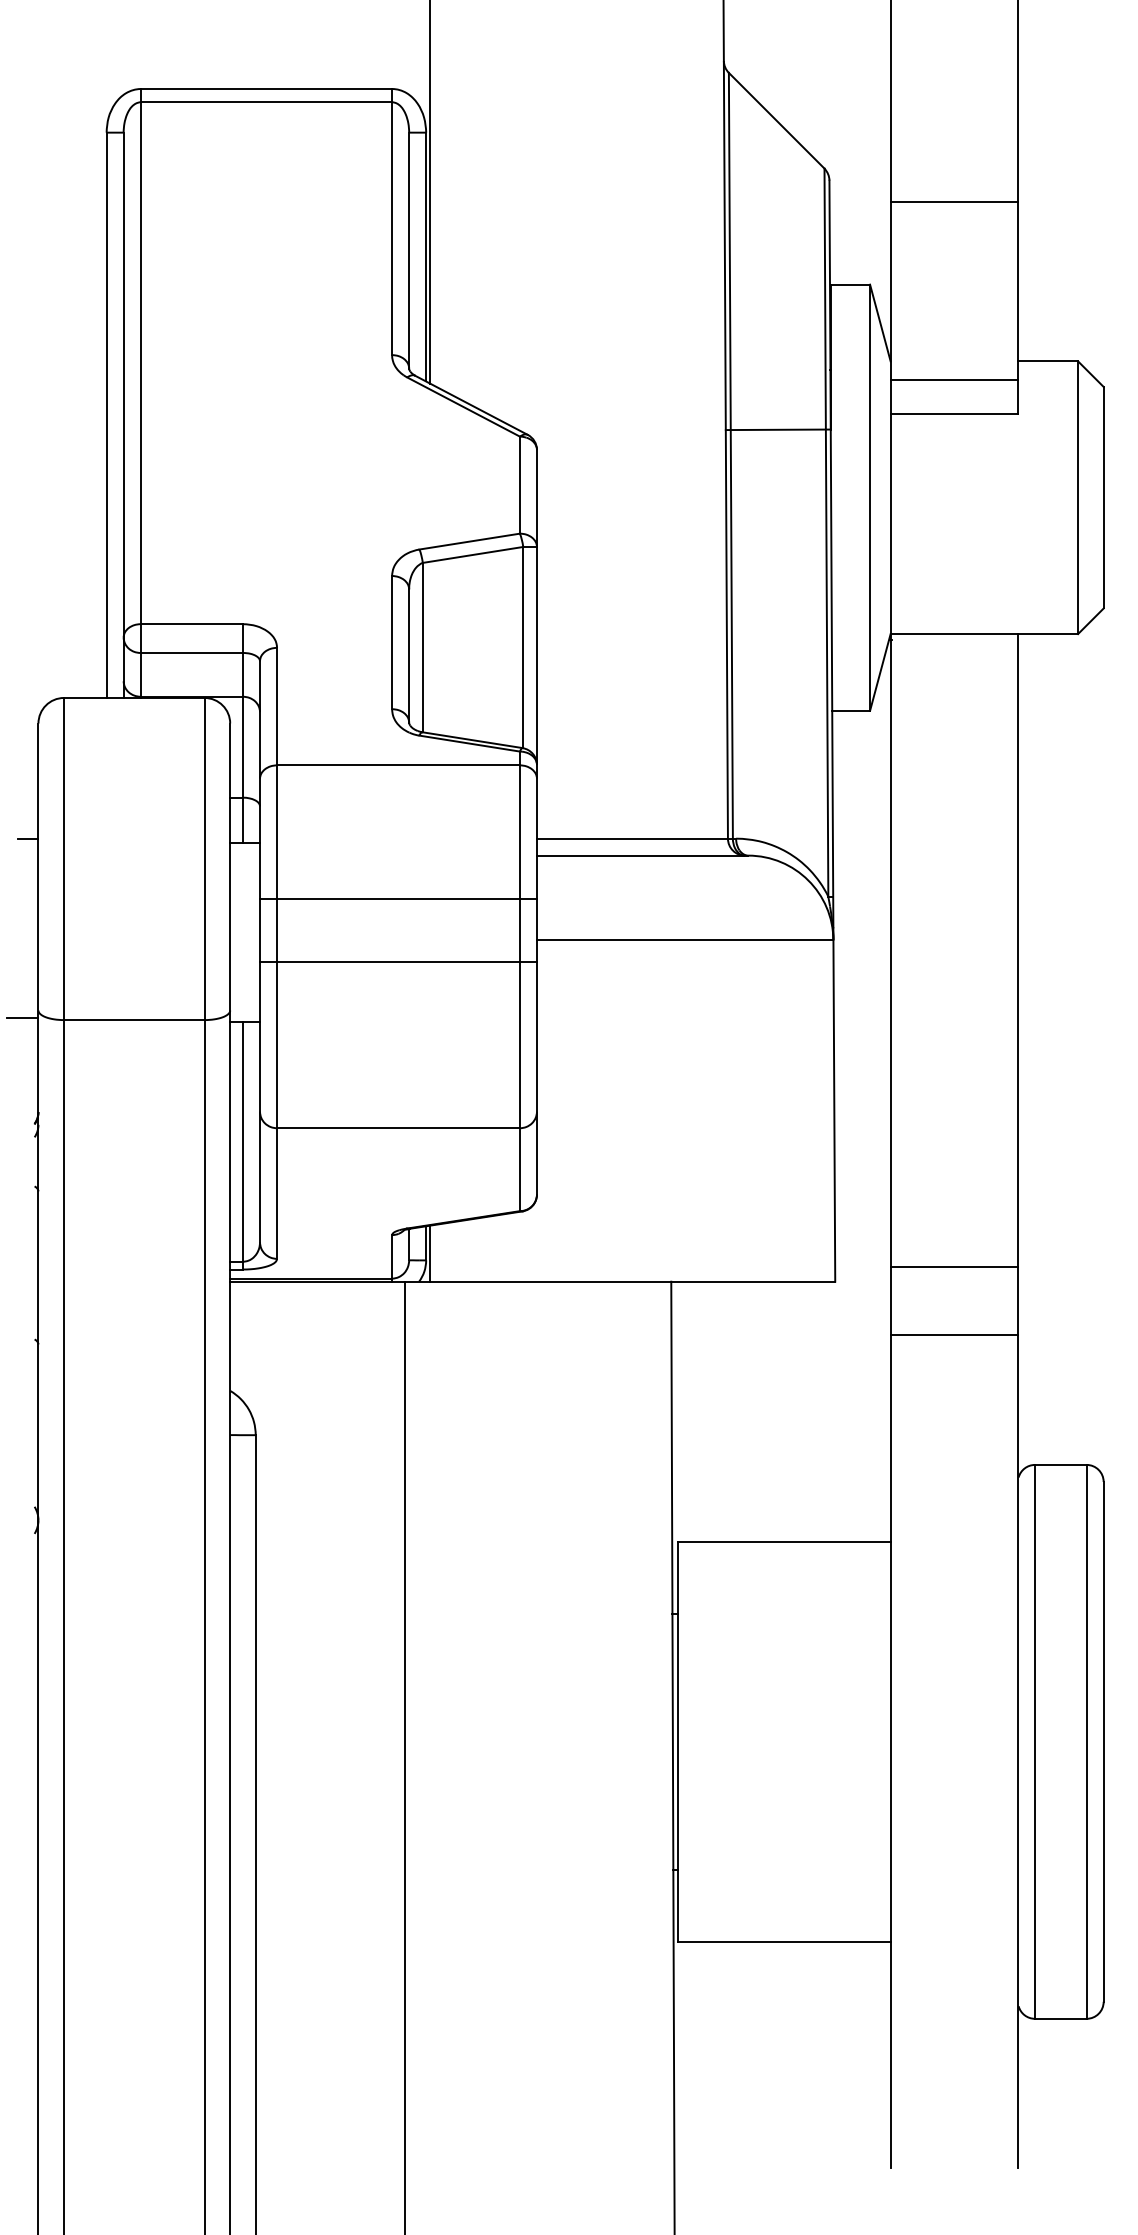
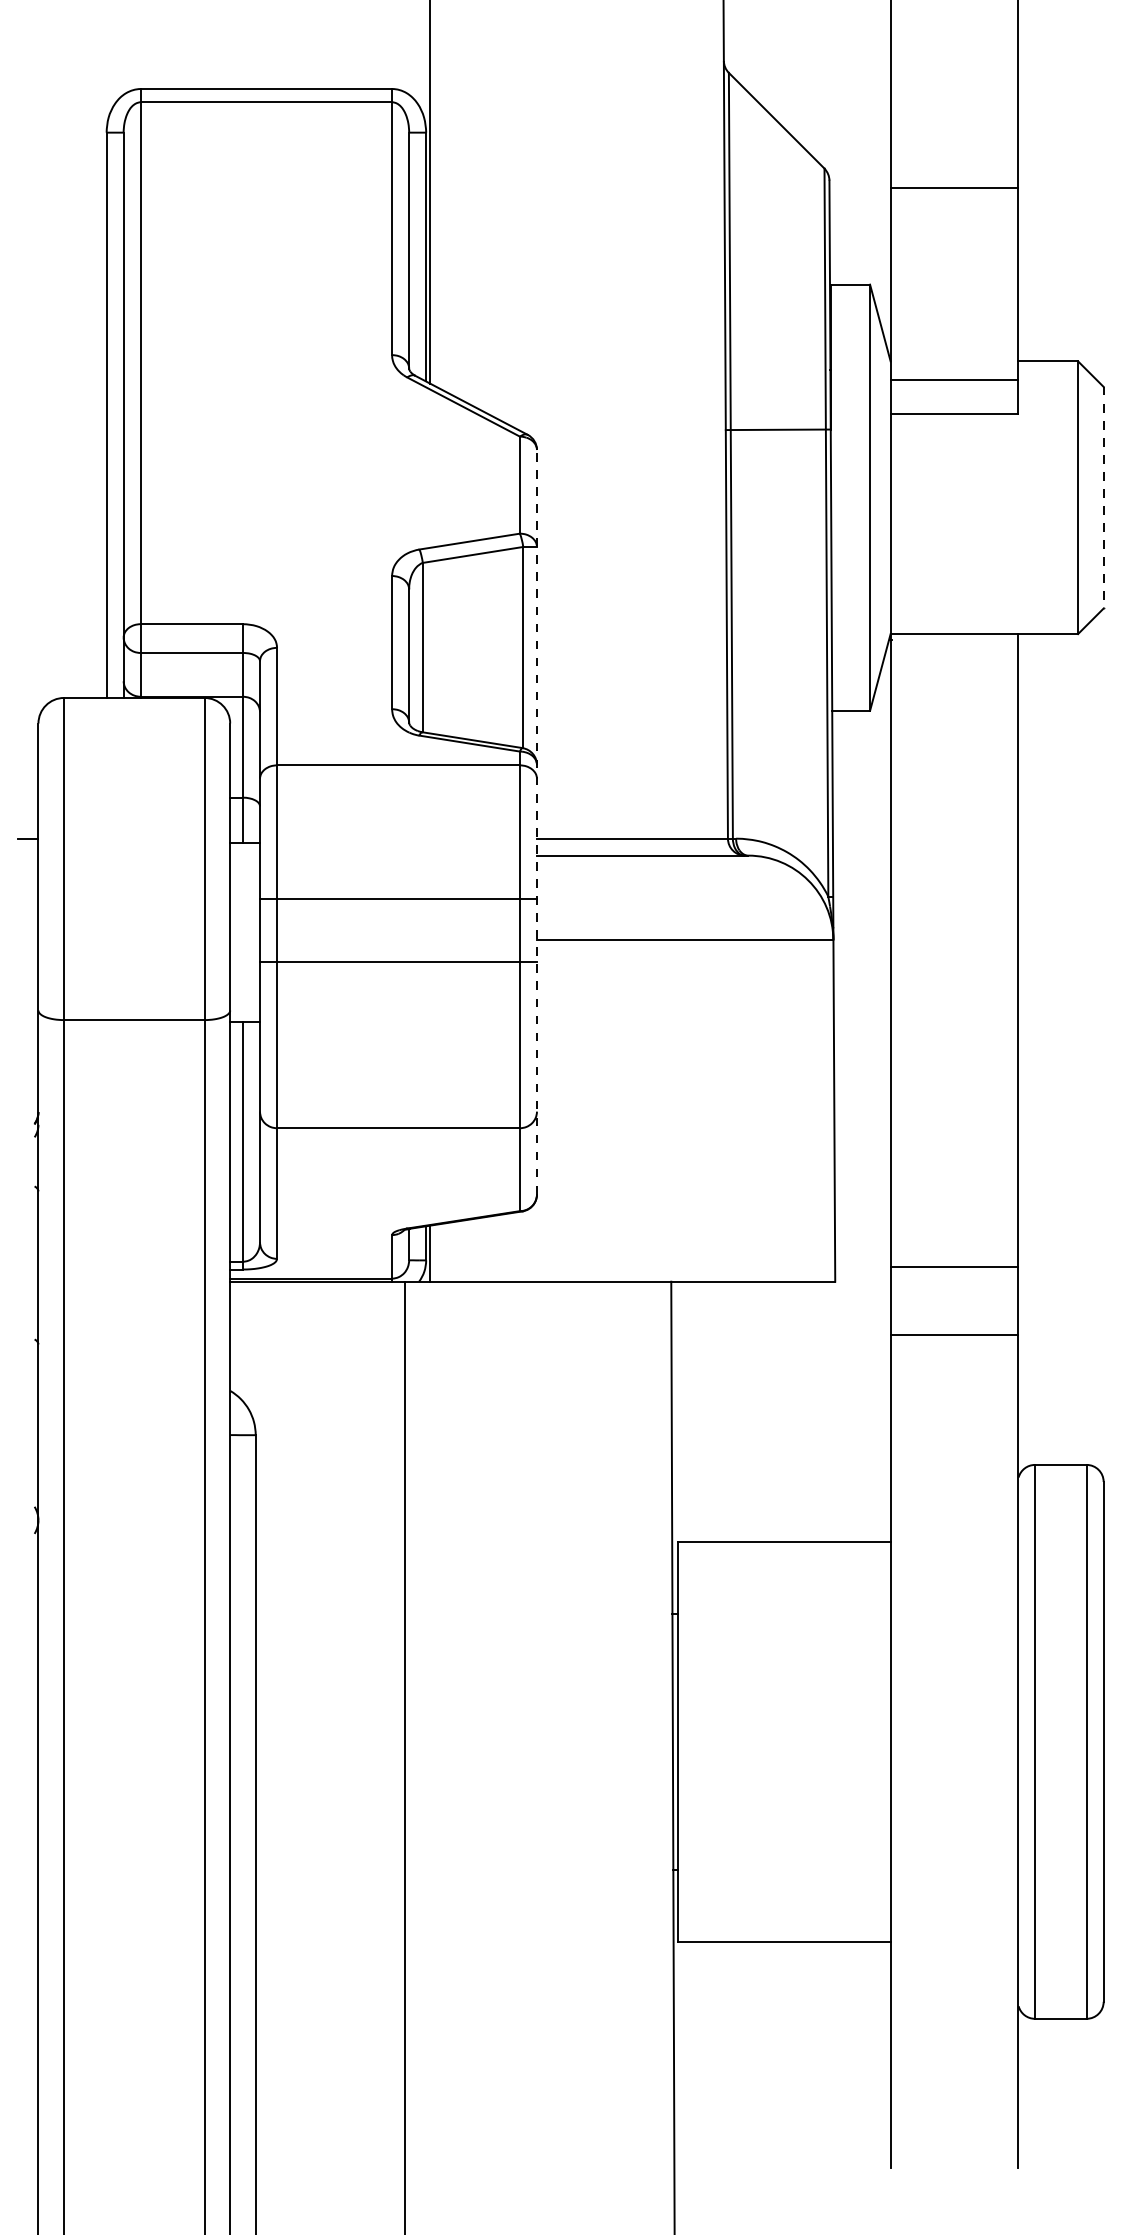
line position: (954, 202) -> (954, 188) (954, 188)
line: solid -> dashed (1103, 497)
line: solid -> dashed (536, 821)
line: present -> none (22, 1017)
